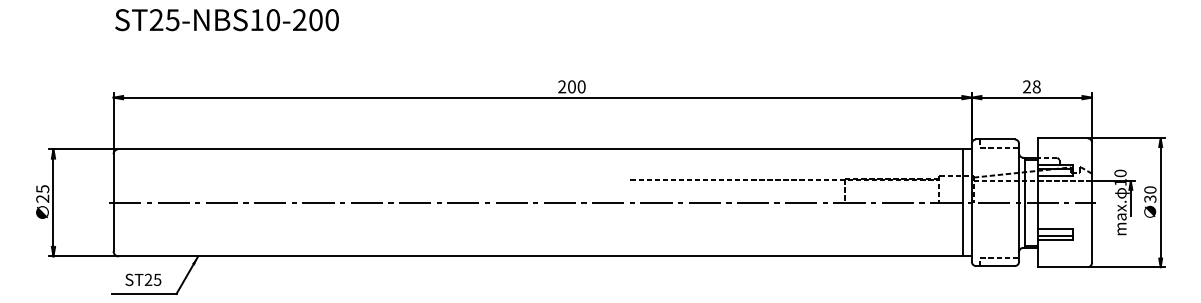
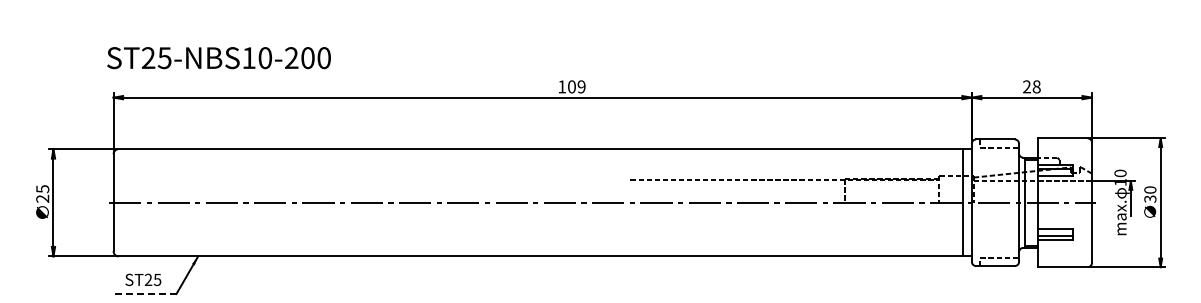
text position: (226, 20) -> (218, 58) (218, 58)
text: 200 -> 109 (571, 86)
line: solid -> dashed (143, 293)
